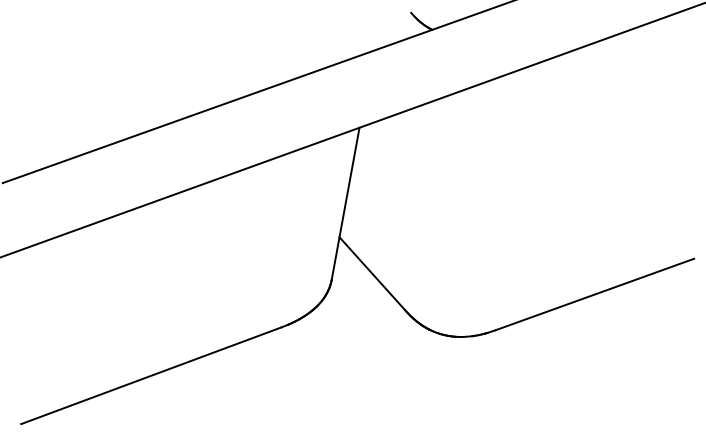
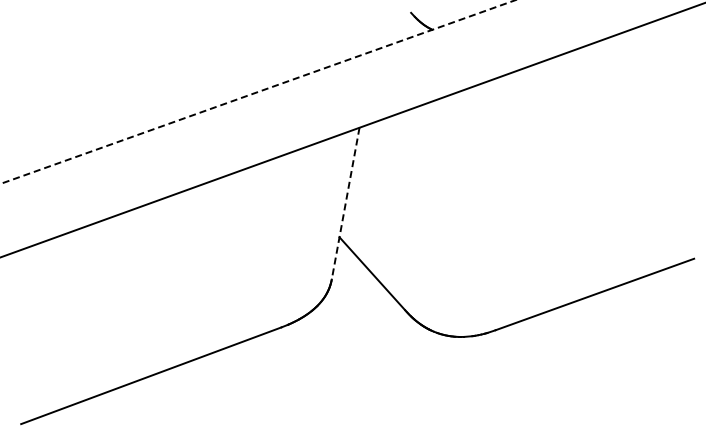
line: solid -> dashed (259, 91)
line: solid -> dashed (345, 204)
